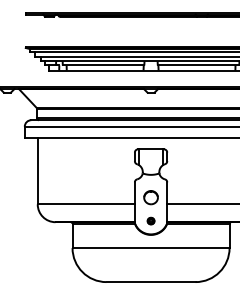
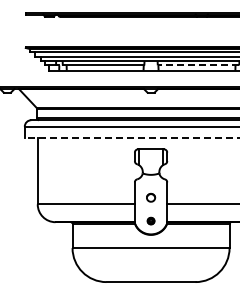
line: solid -> dashed (198, 65)
line: solid -> dashed (131, 138)
part size: 16x16 px -> 11x10 px (151, 197)
